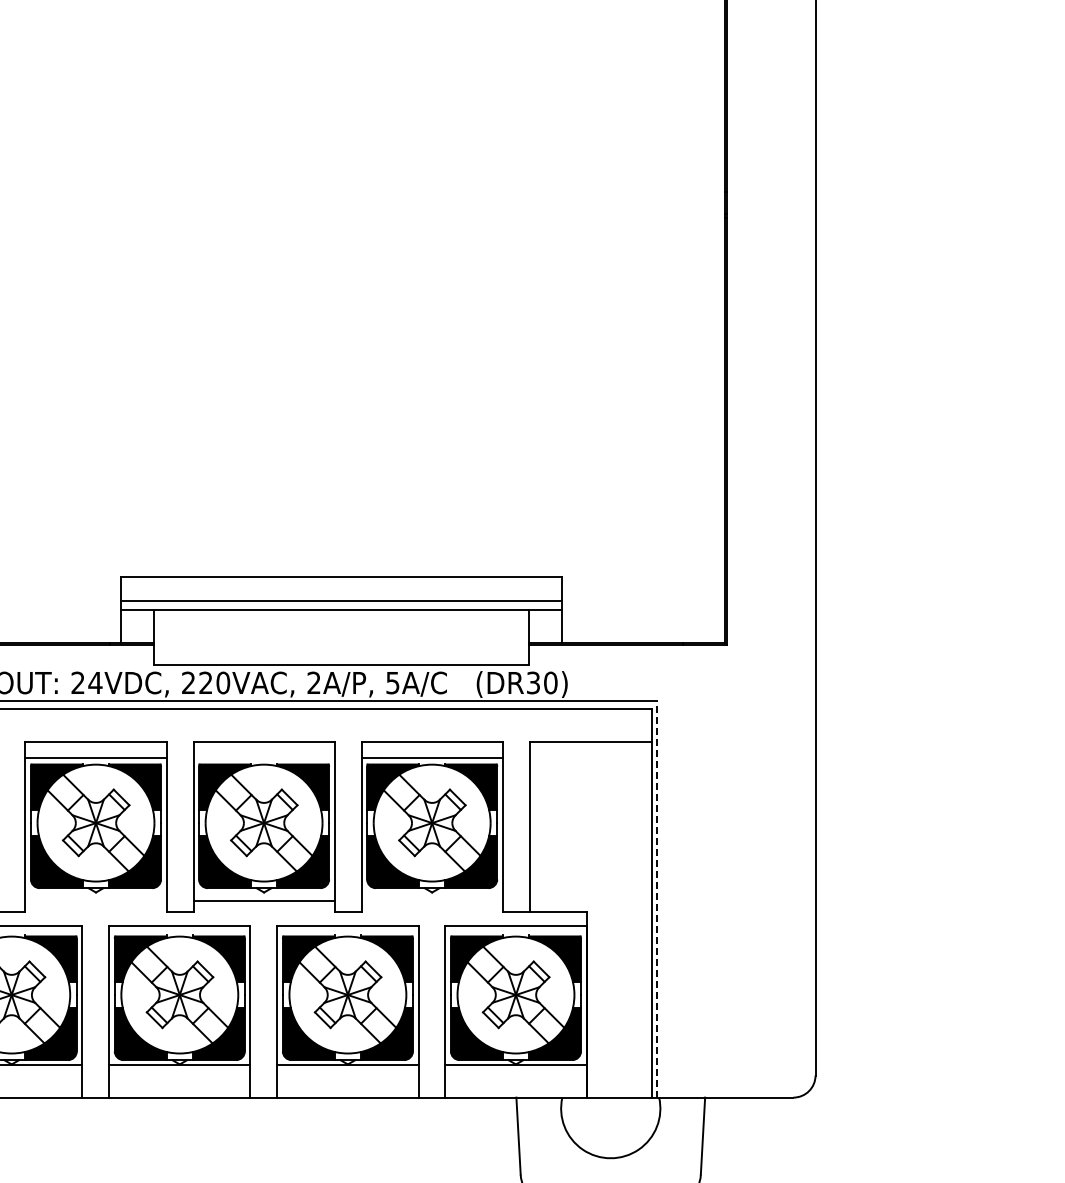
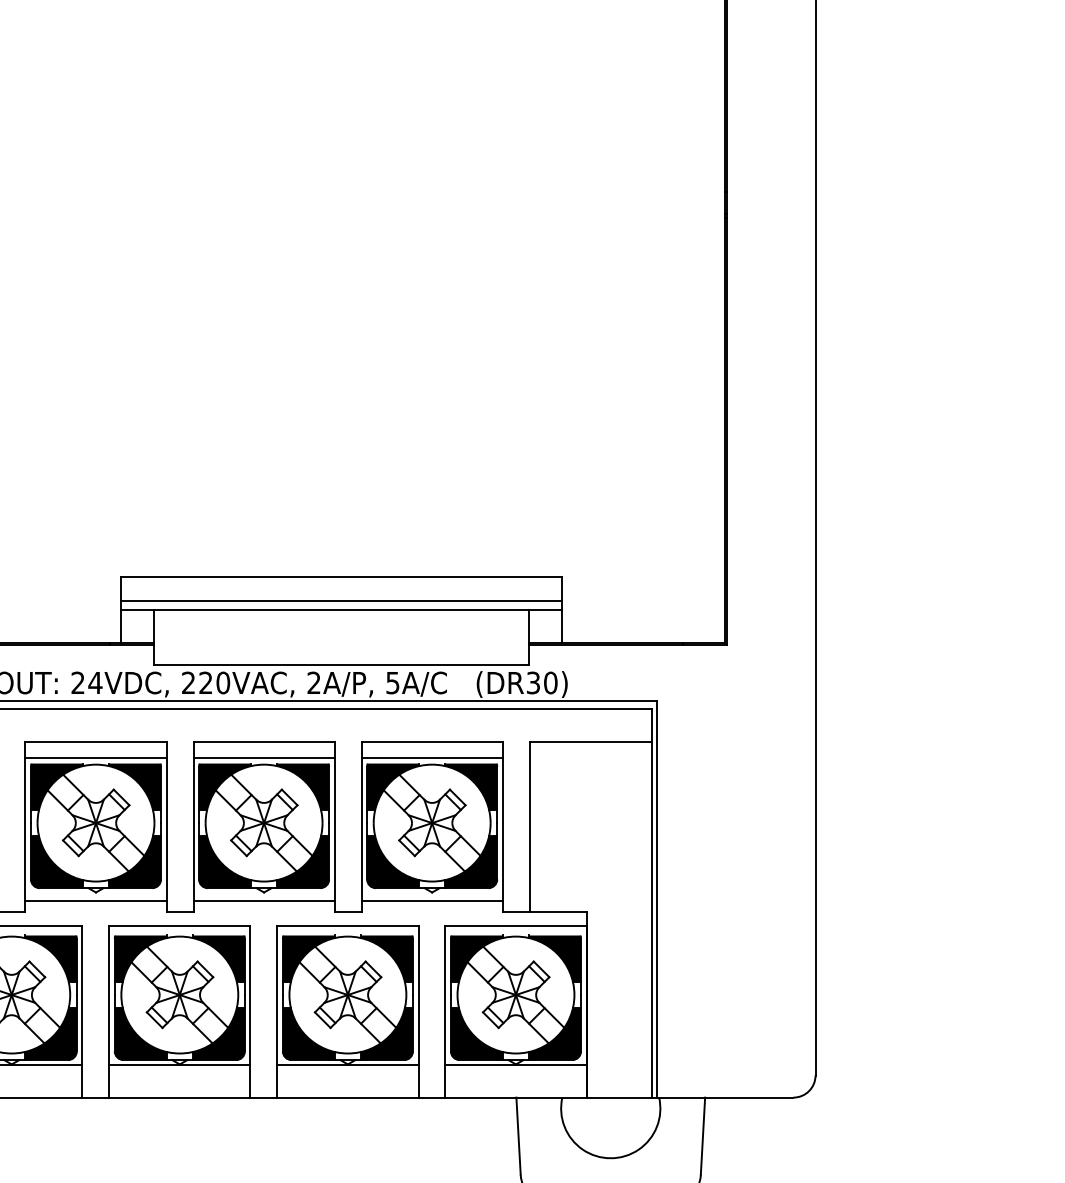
line: none -> present (263, 757)
line: dashed -> solid (656, 899)
line: none -> present (95, 901)
line: none -> present (431, 901)
